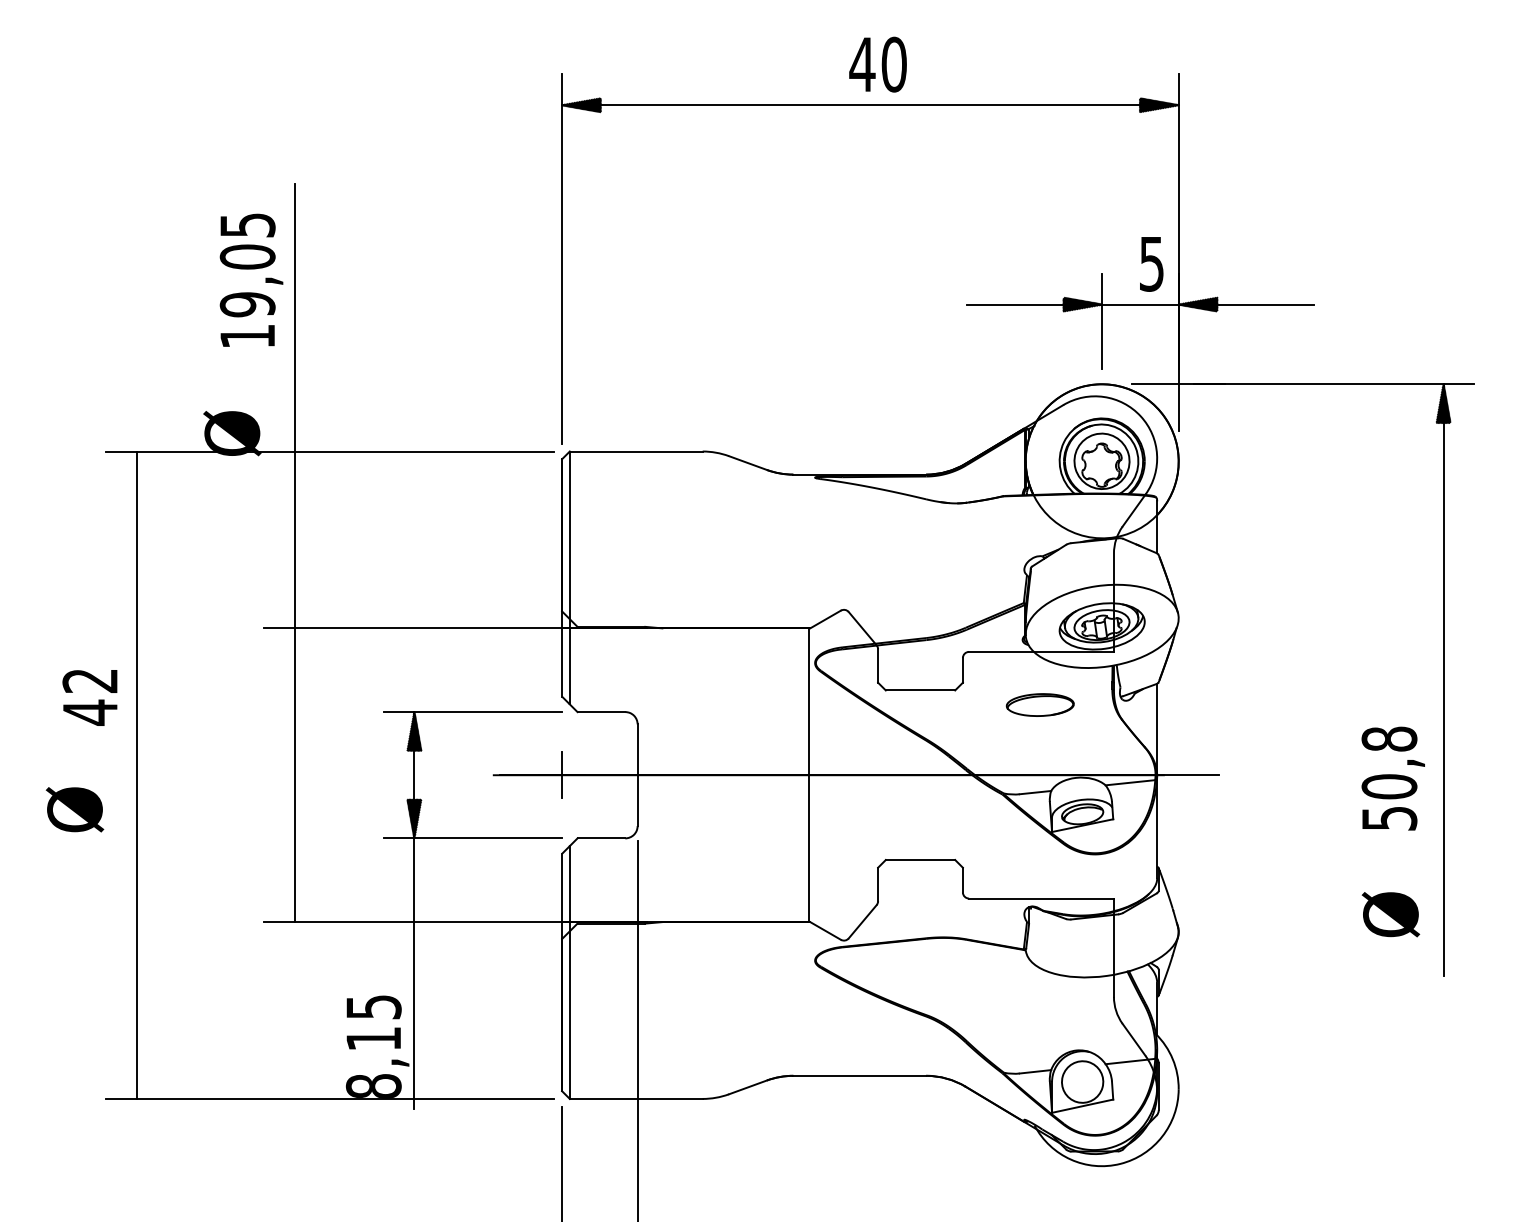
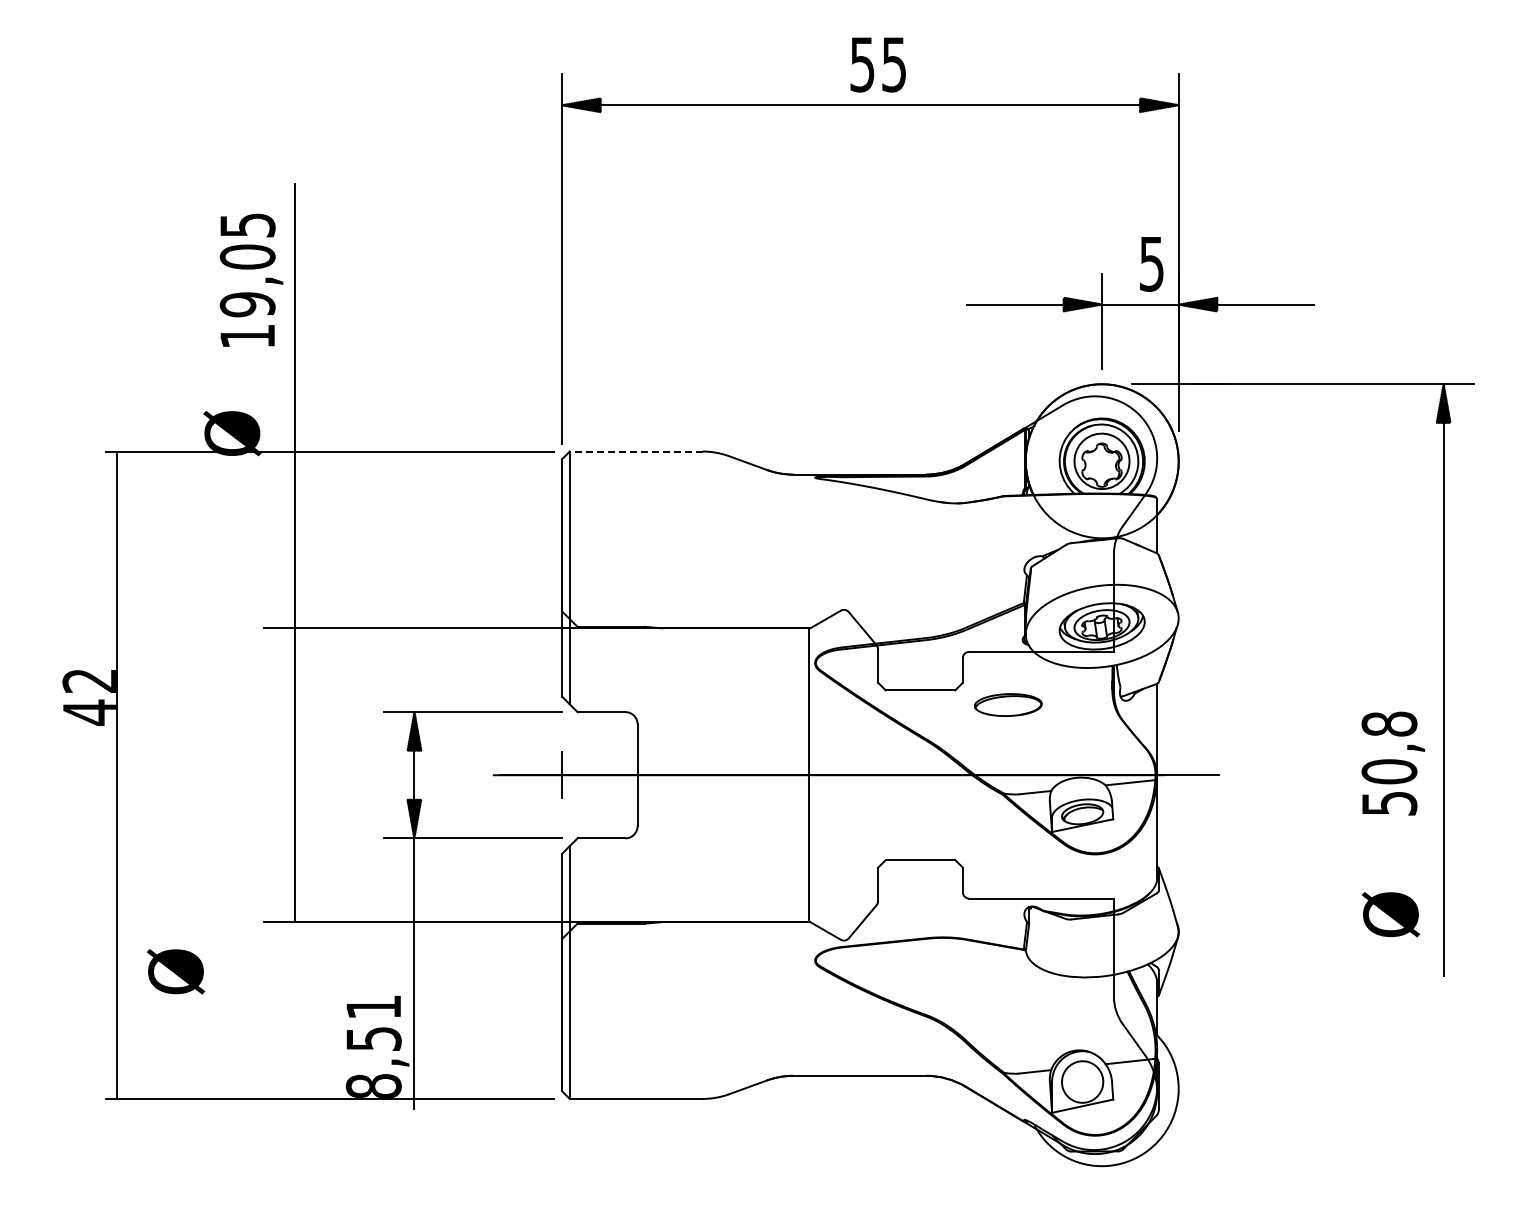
text: 40 -> 55 (877, 64)
line: solid -> dashed (635, 451)
part position: (1039, 704) -> (1007, 704) (1007, 704)
line position: (137, 774) -> (117, 774) (117, 774)
text position: (1392, 778) -> (1392, 763) (1392, 763)
text position: (74, 809) -> (175, 971) (175, 971)
text: 8,15 -> 8,51 (373, 1022)
line: present -> none (637, 1029)
line: present -> none (562, 1162)
